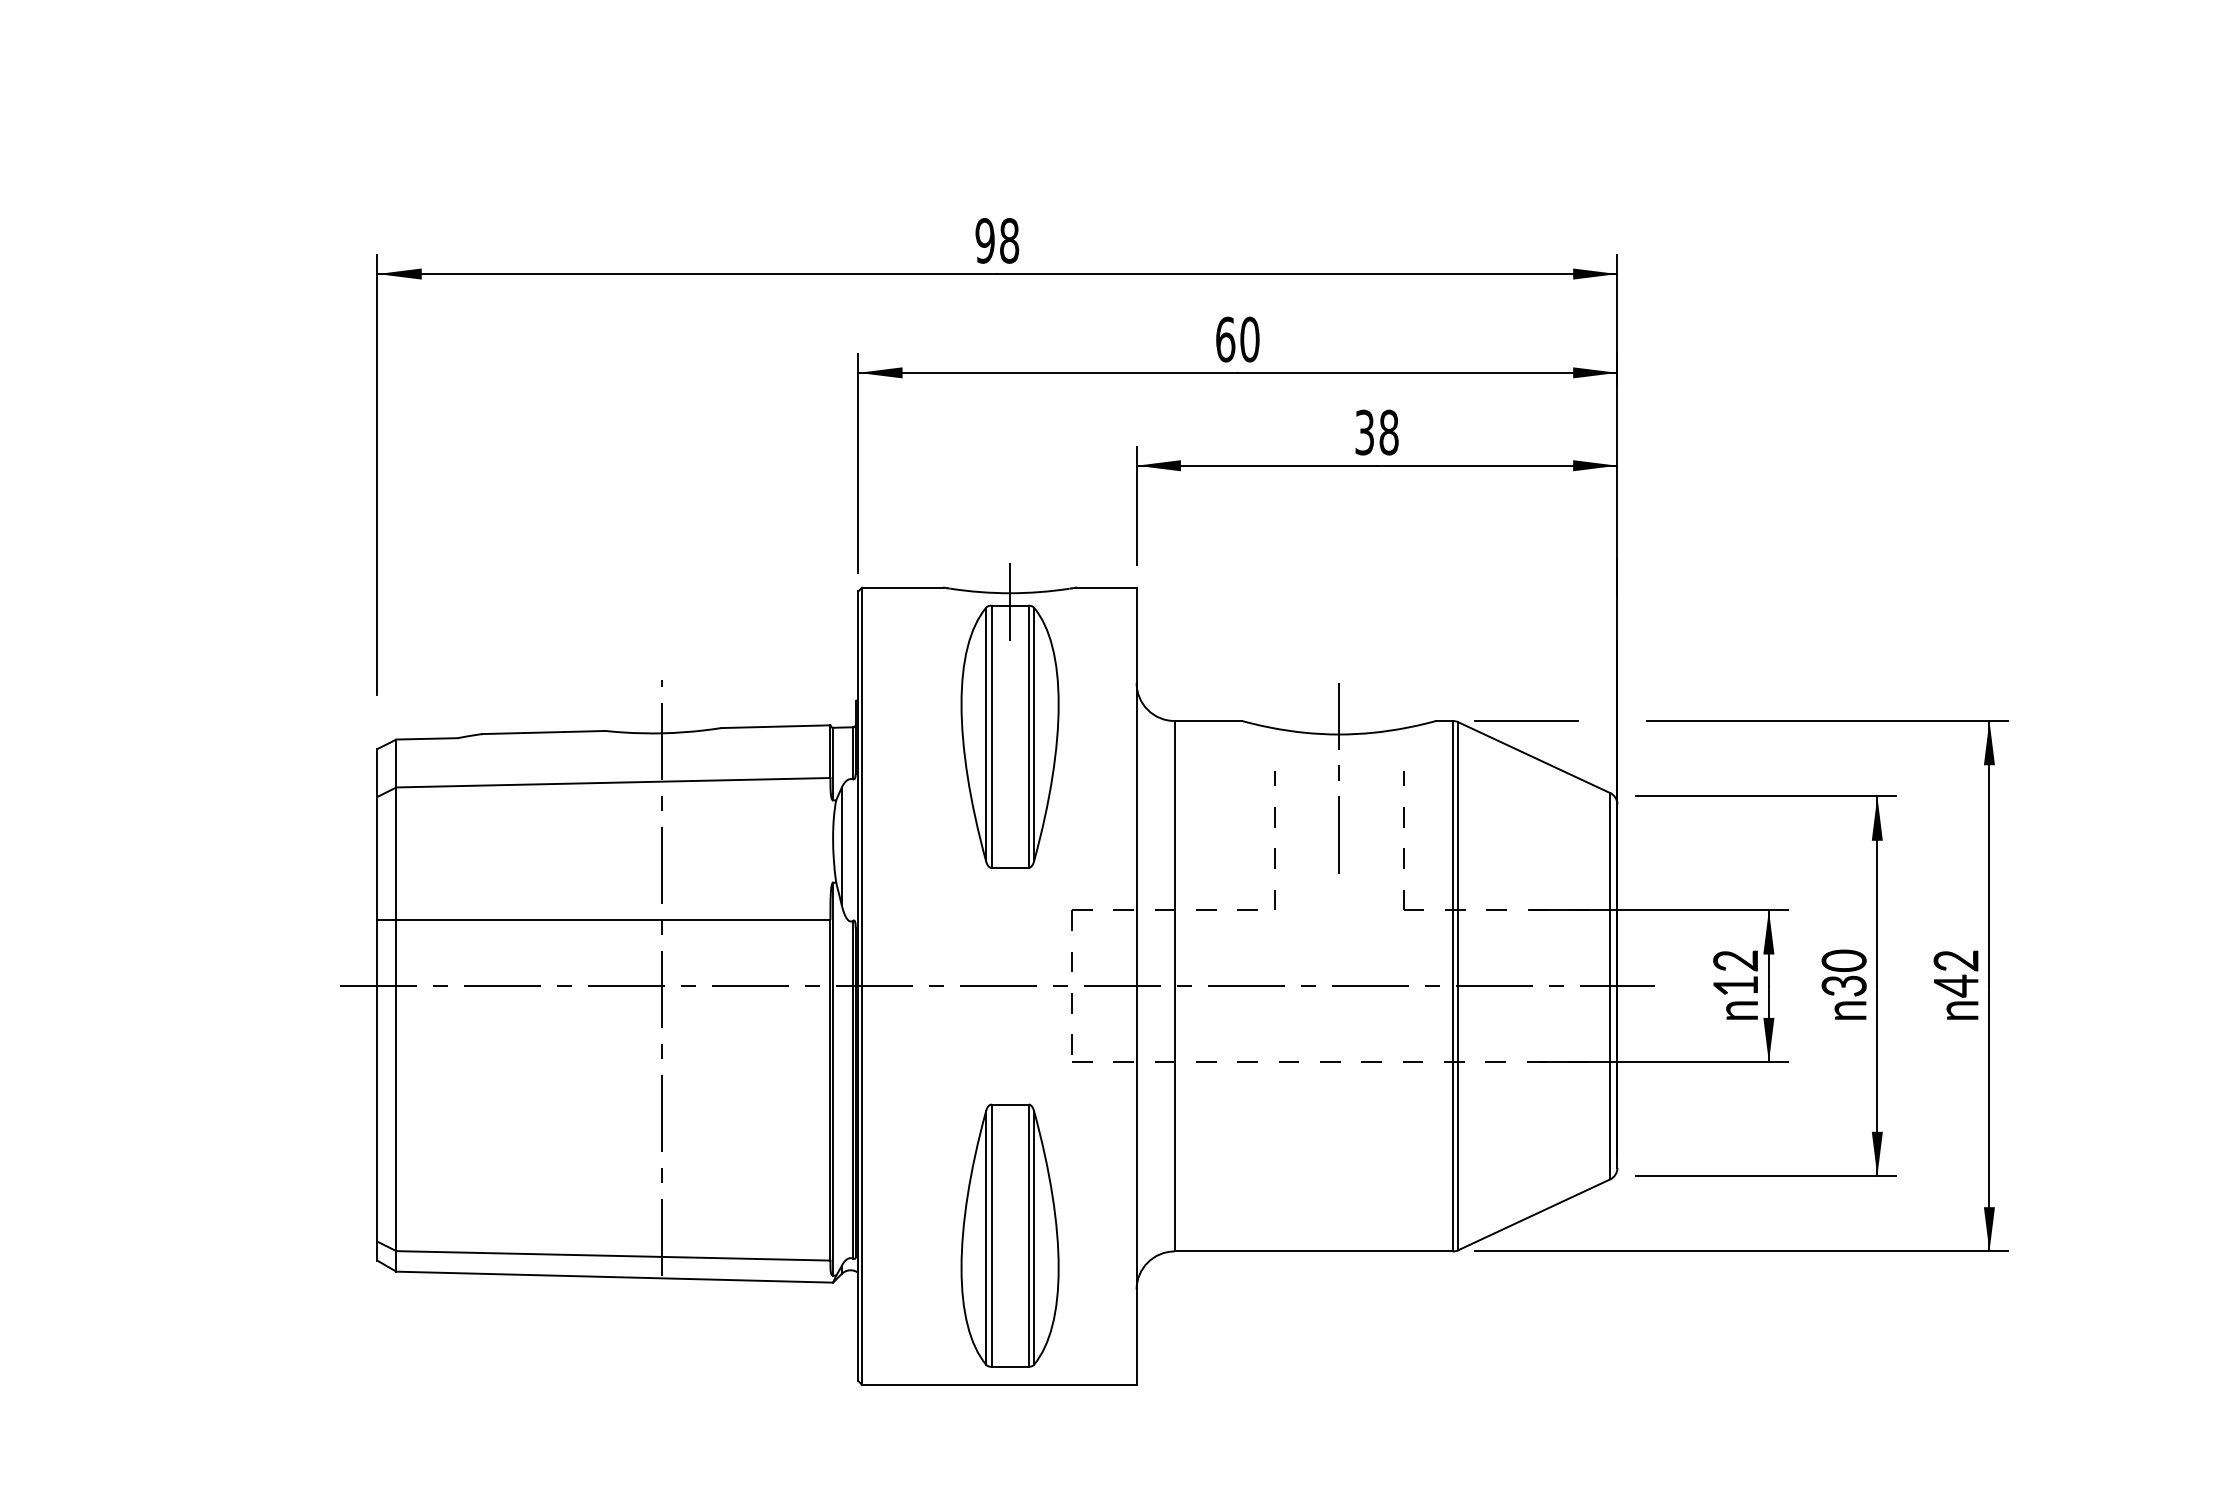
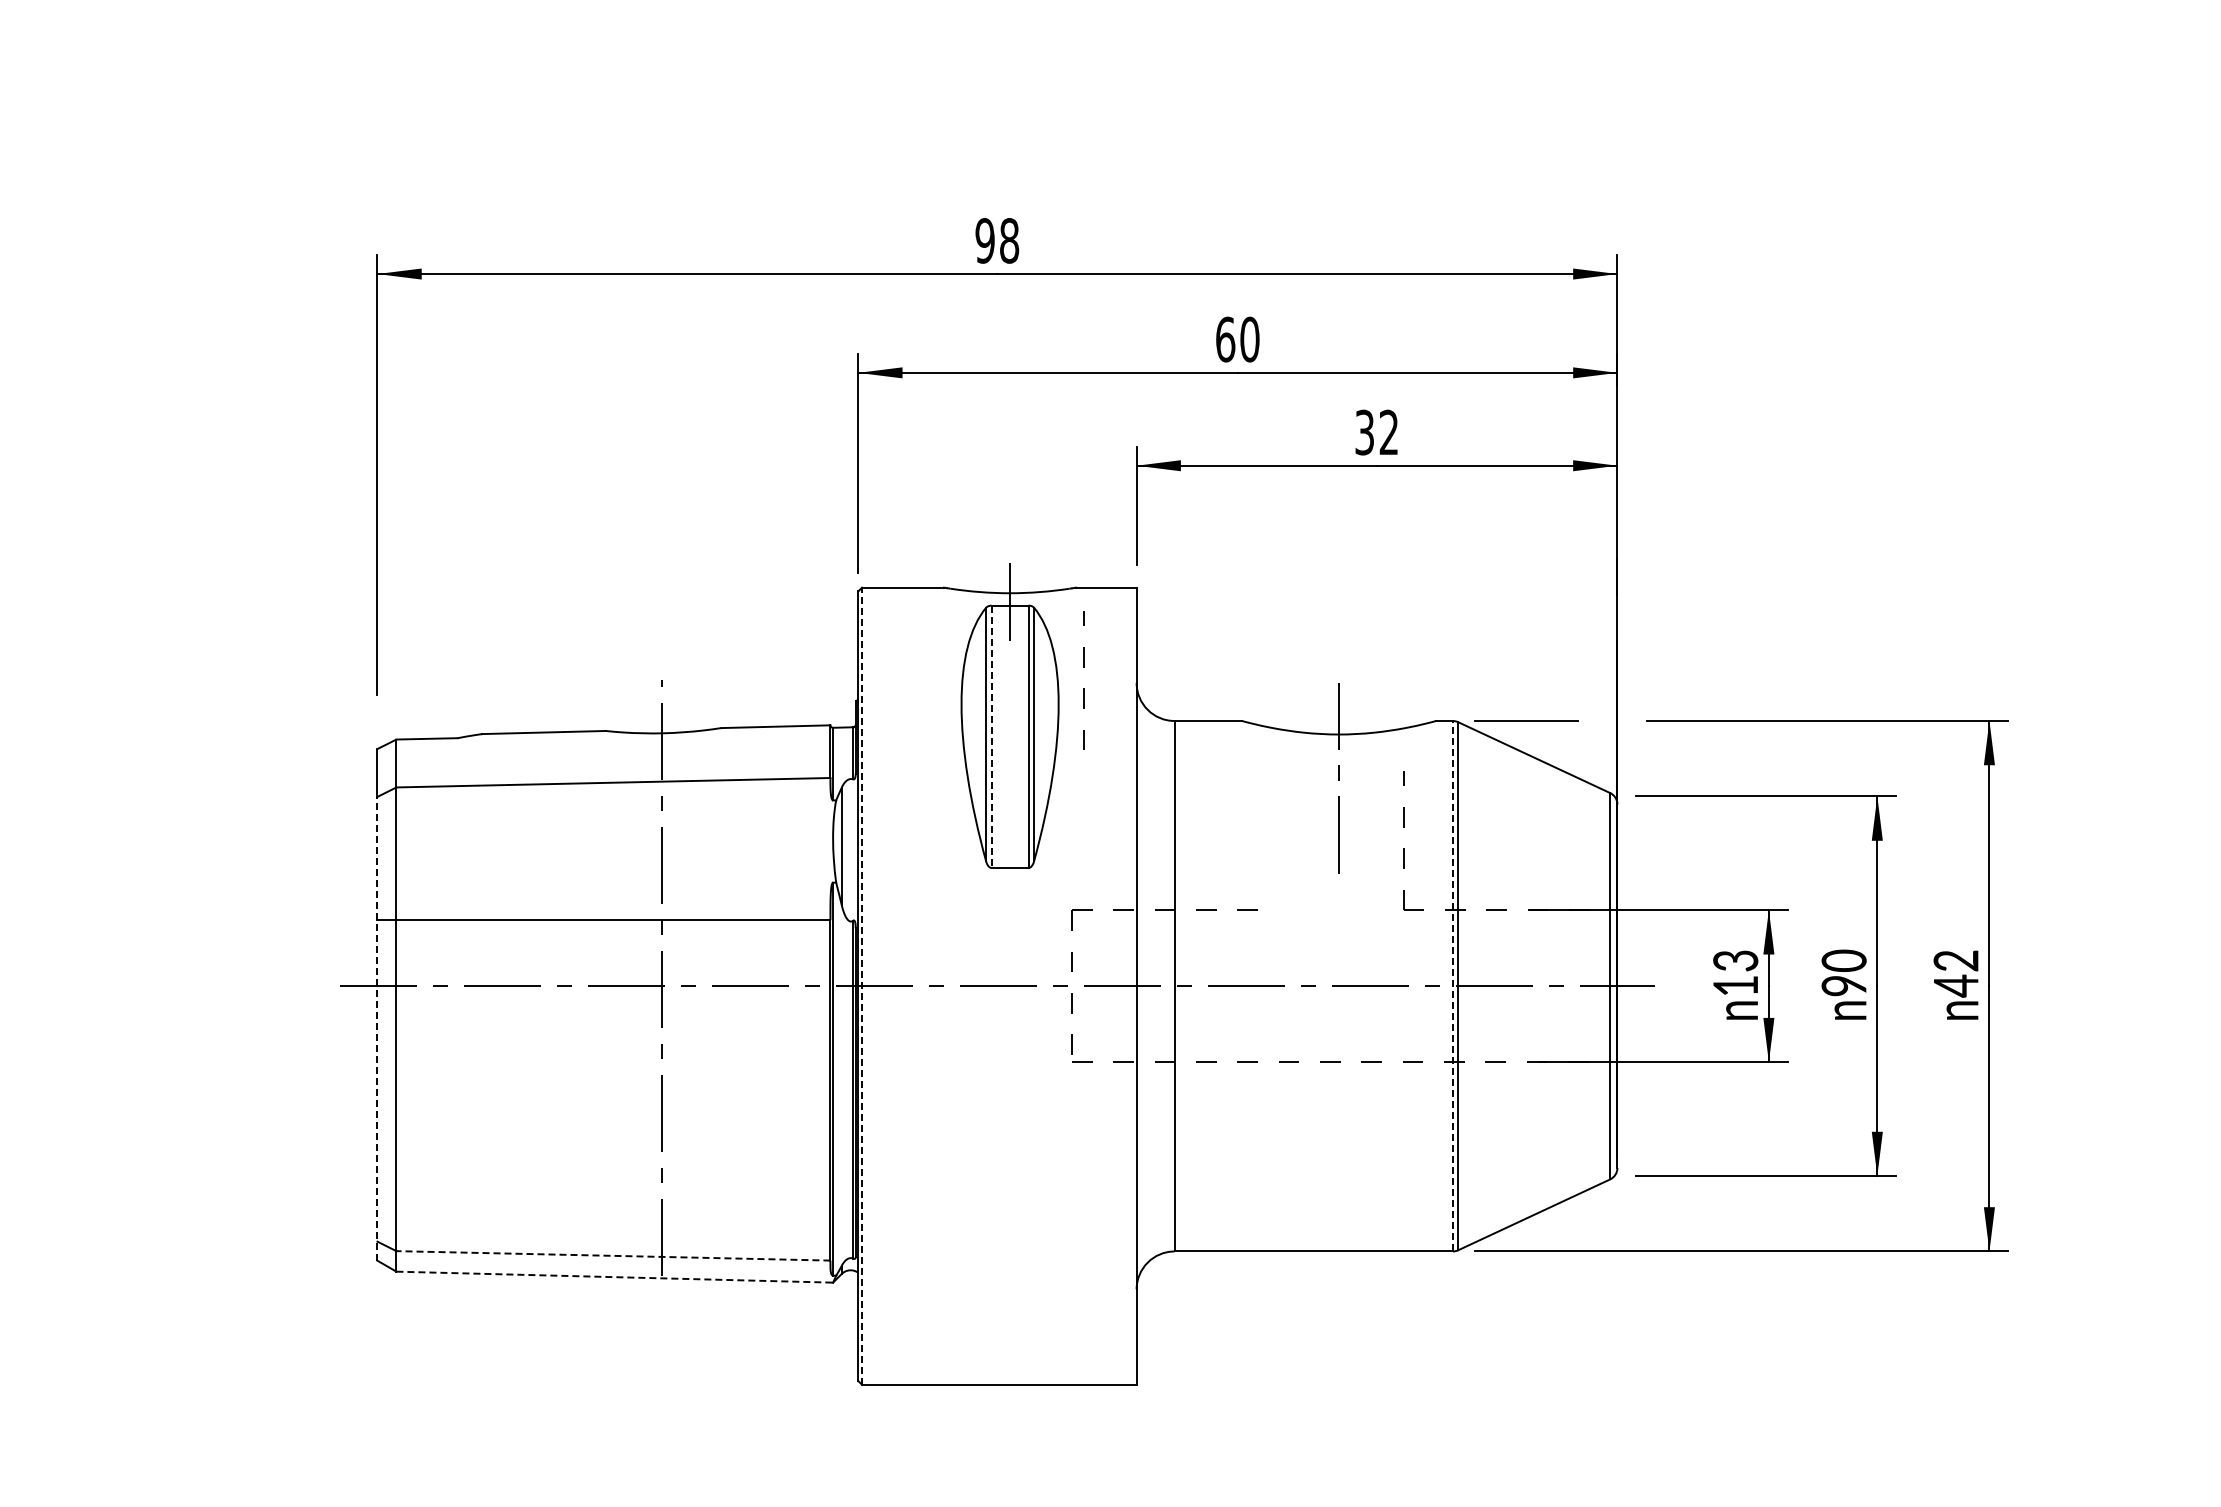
text: 38 -> 32 (1388, 432)
line: solid -> dashed (991, 737)
line position: (1274, 848) -> (1083, 688) (1083, 688)
text: 12 -> 13 (1736, 960)
line: solid -> dashed (1452, 985)
text: 30 -> 90 (1843, 985)
line: solid -> dashed (862, 986)
line: solid -> dashed (377, 1028)
part: present -> none (1009, 1235)
line: solid -> dashed (612, 1255)
line: solid -> dashed (615, 1277)
